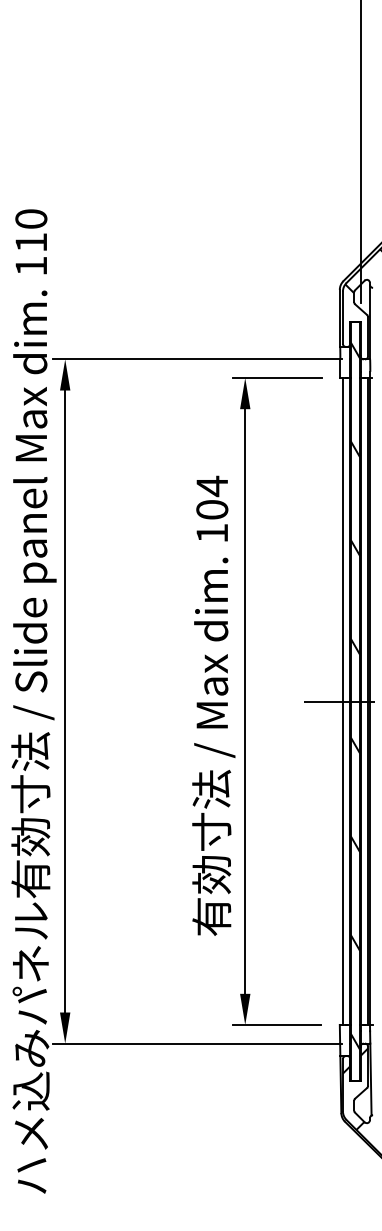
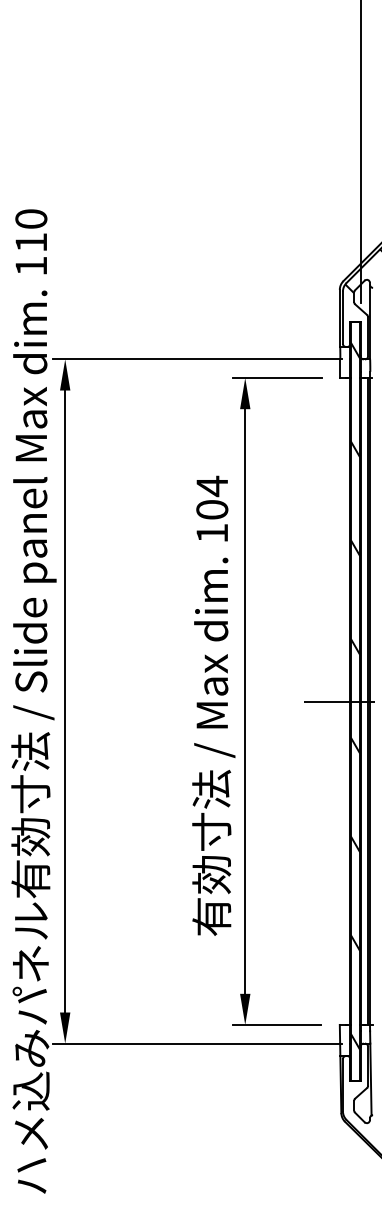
line: present -> none (342, 701)
hatch: present -> none (355, 1088)
